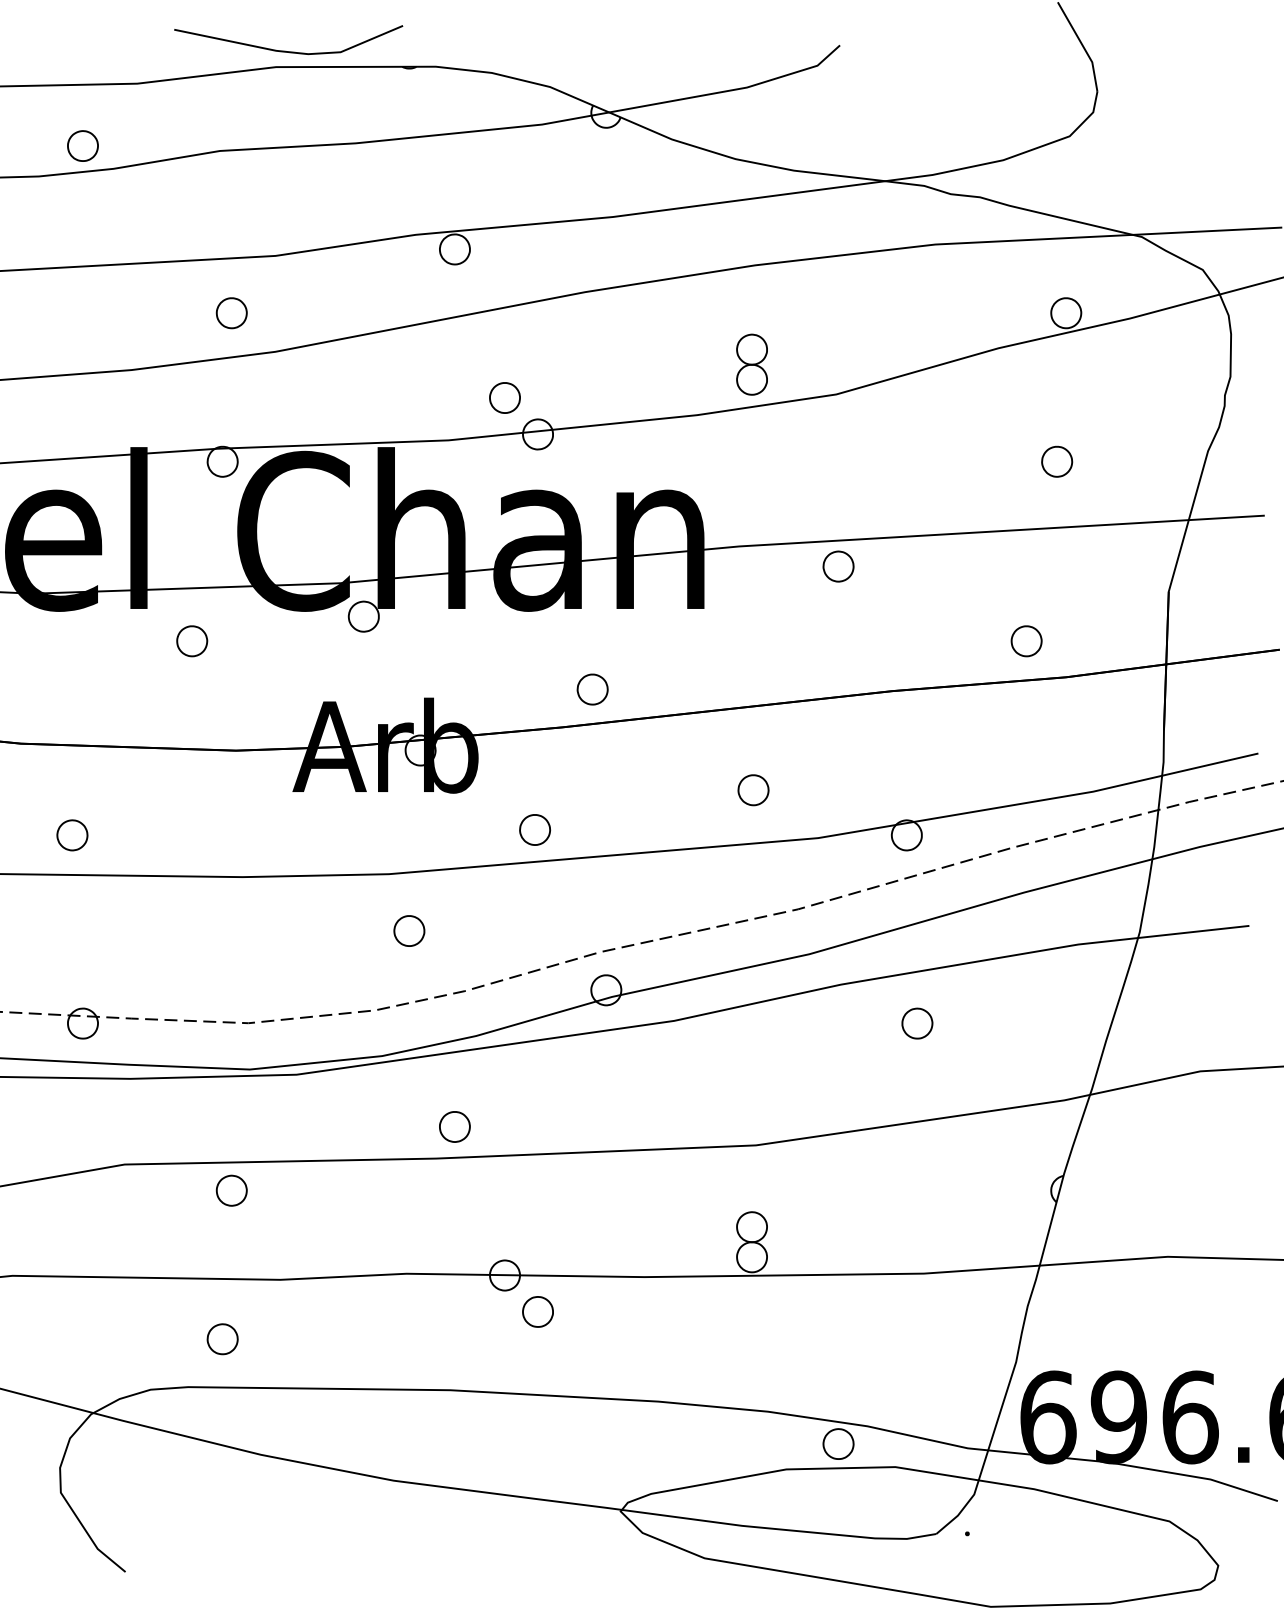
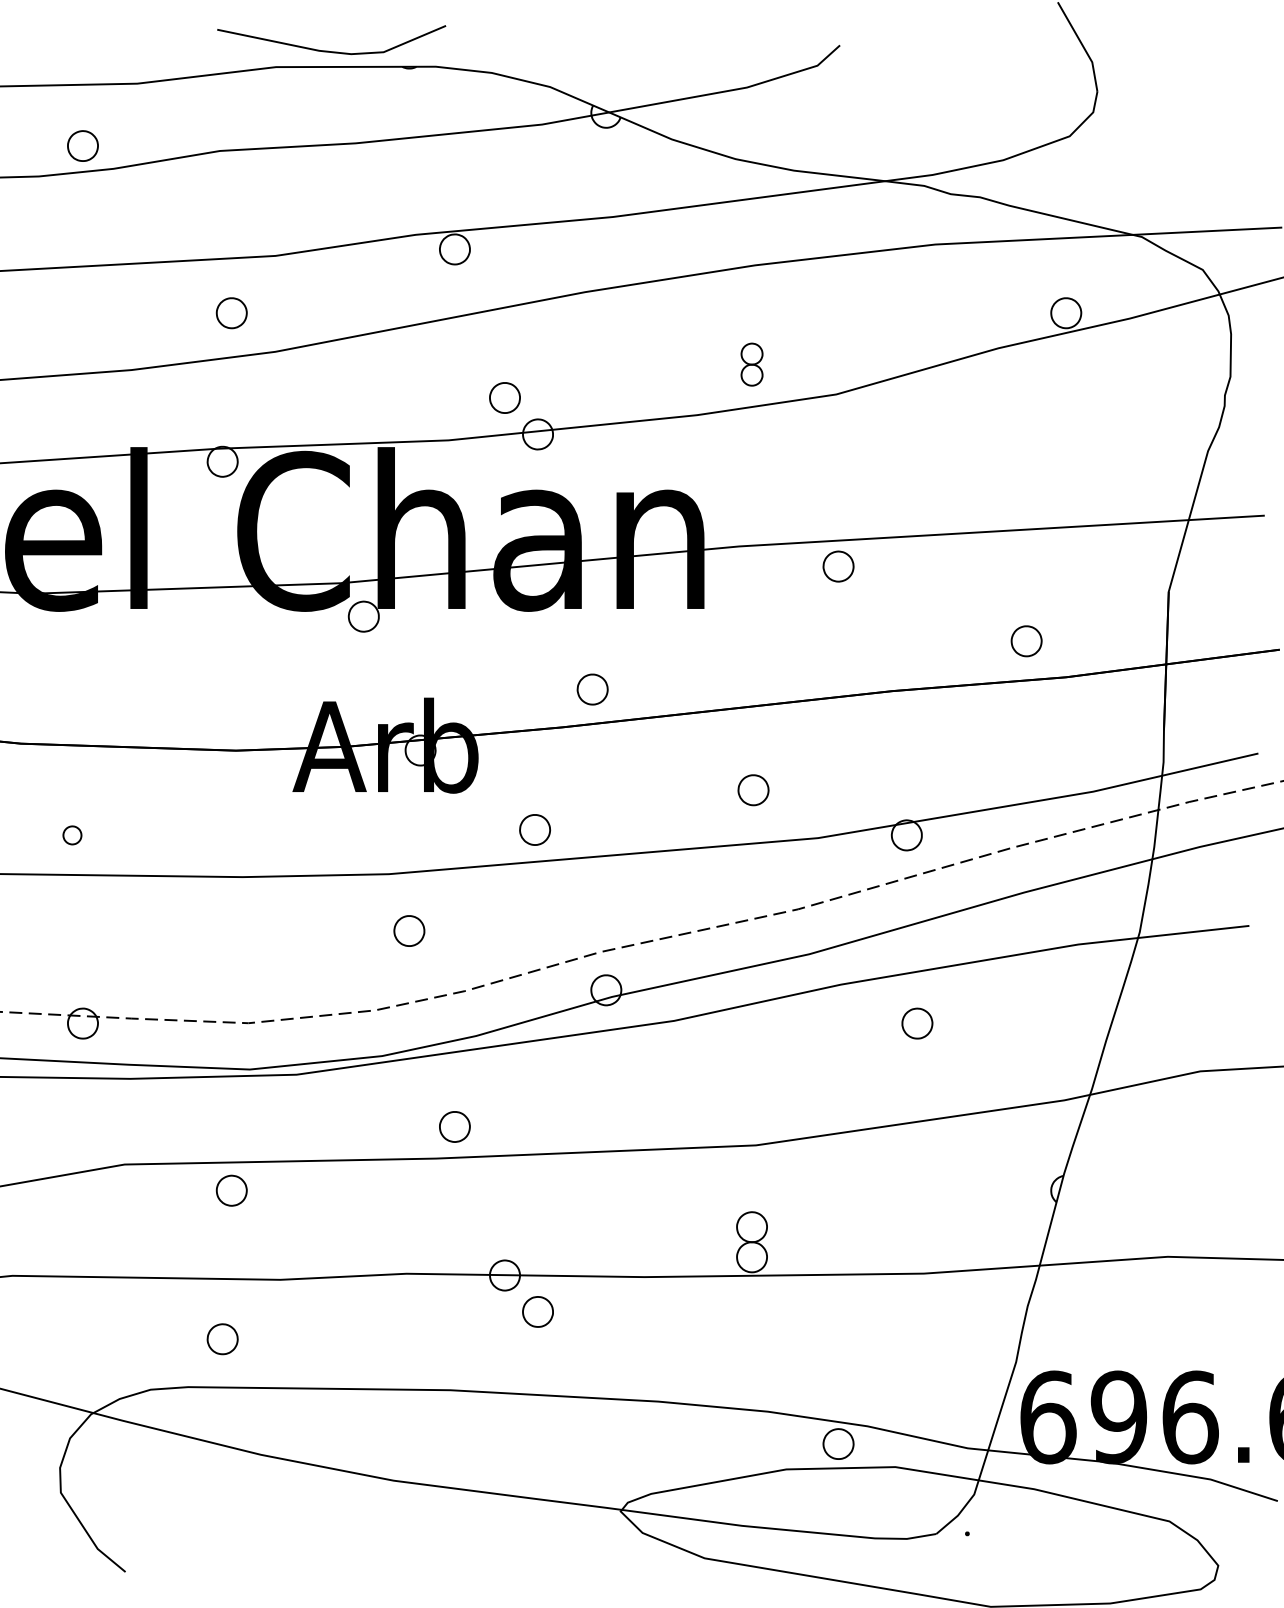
line position: (285, 50) -> (328, 50) (328, 50)
part size: 32x63 px -> 24x45 px (751, 364)
part: present -> none (1057, 461)
part: present -> none (192, 641)
part size: 33x33 px -> 21x21 px (72, 835)
